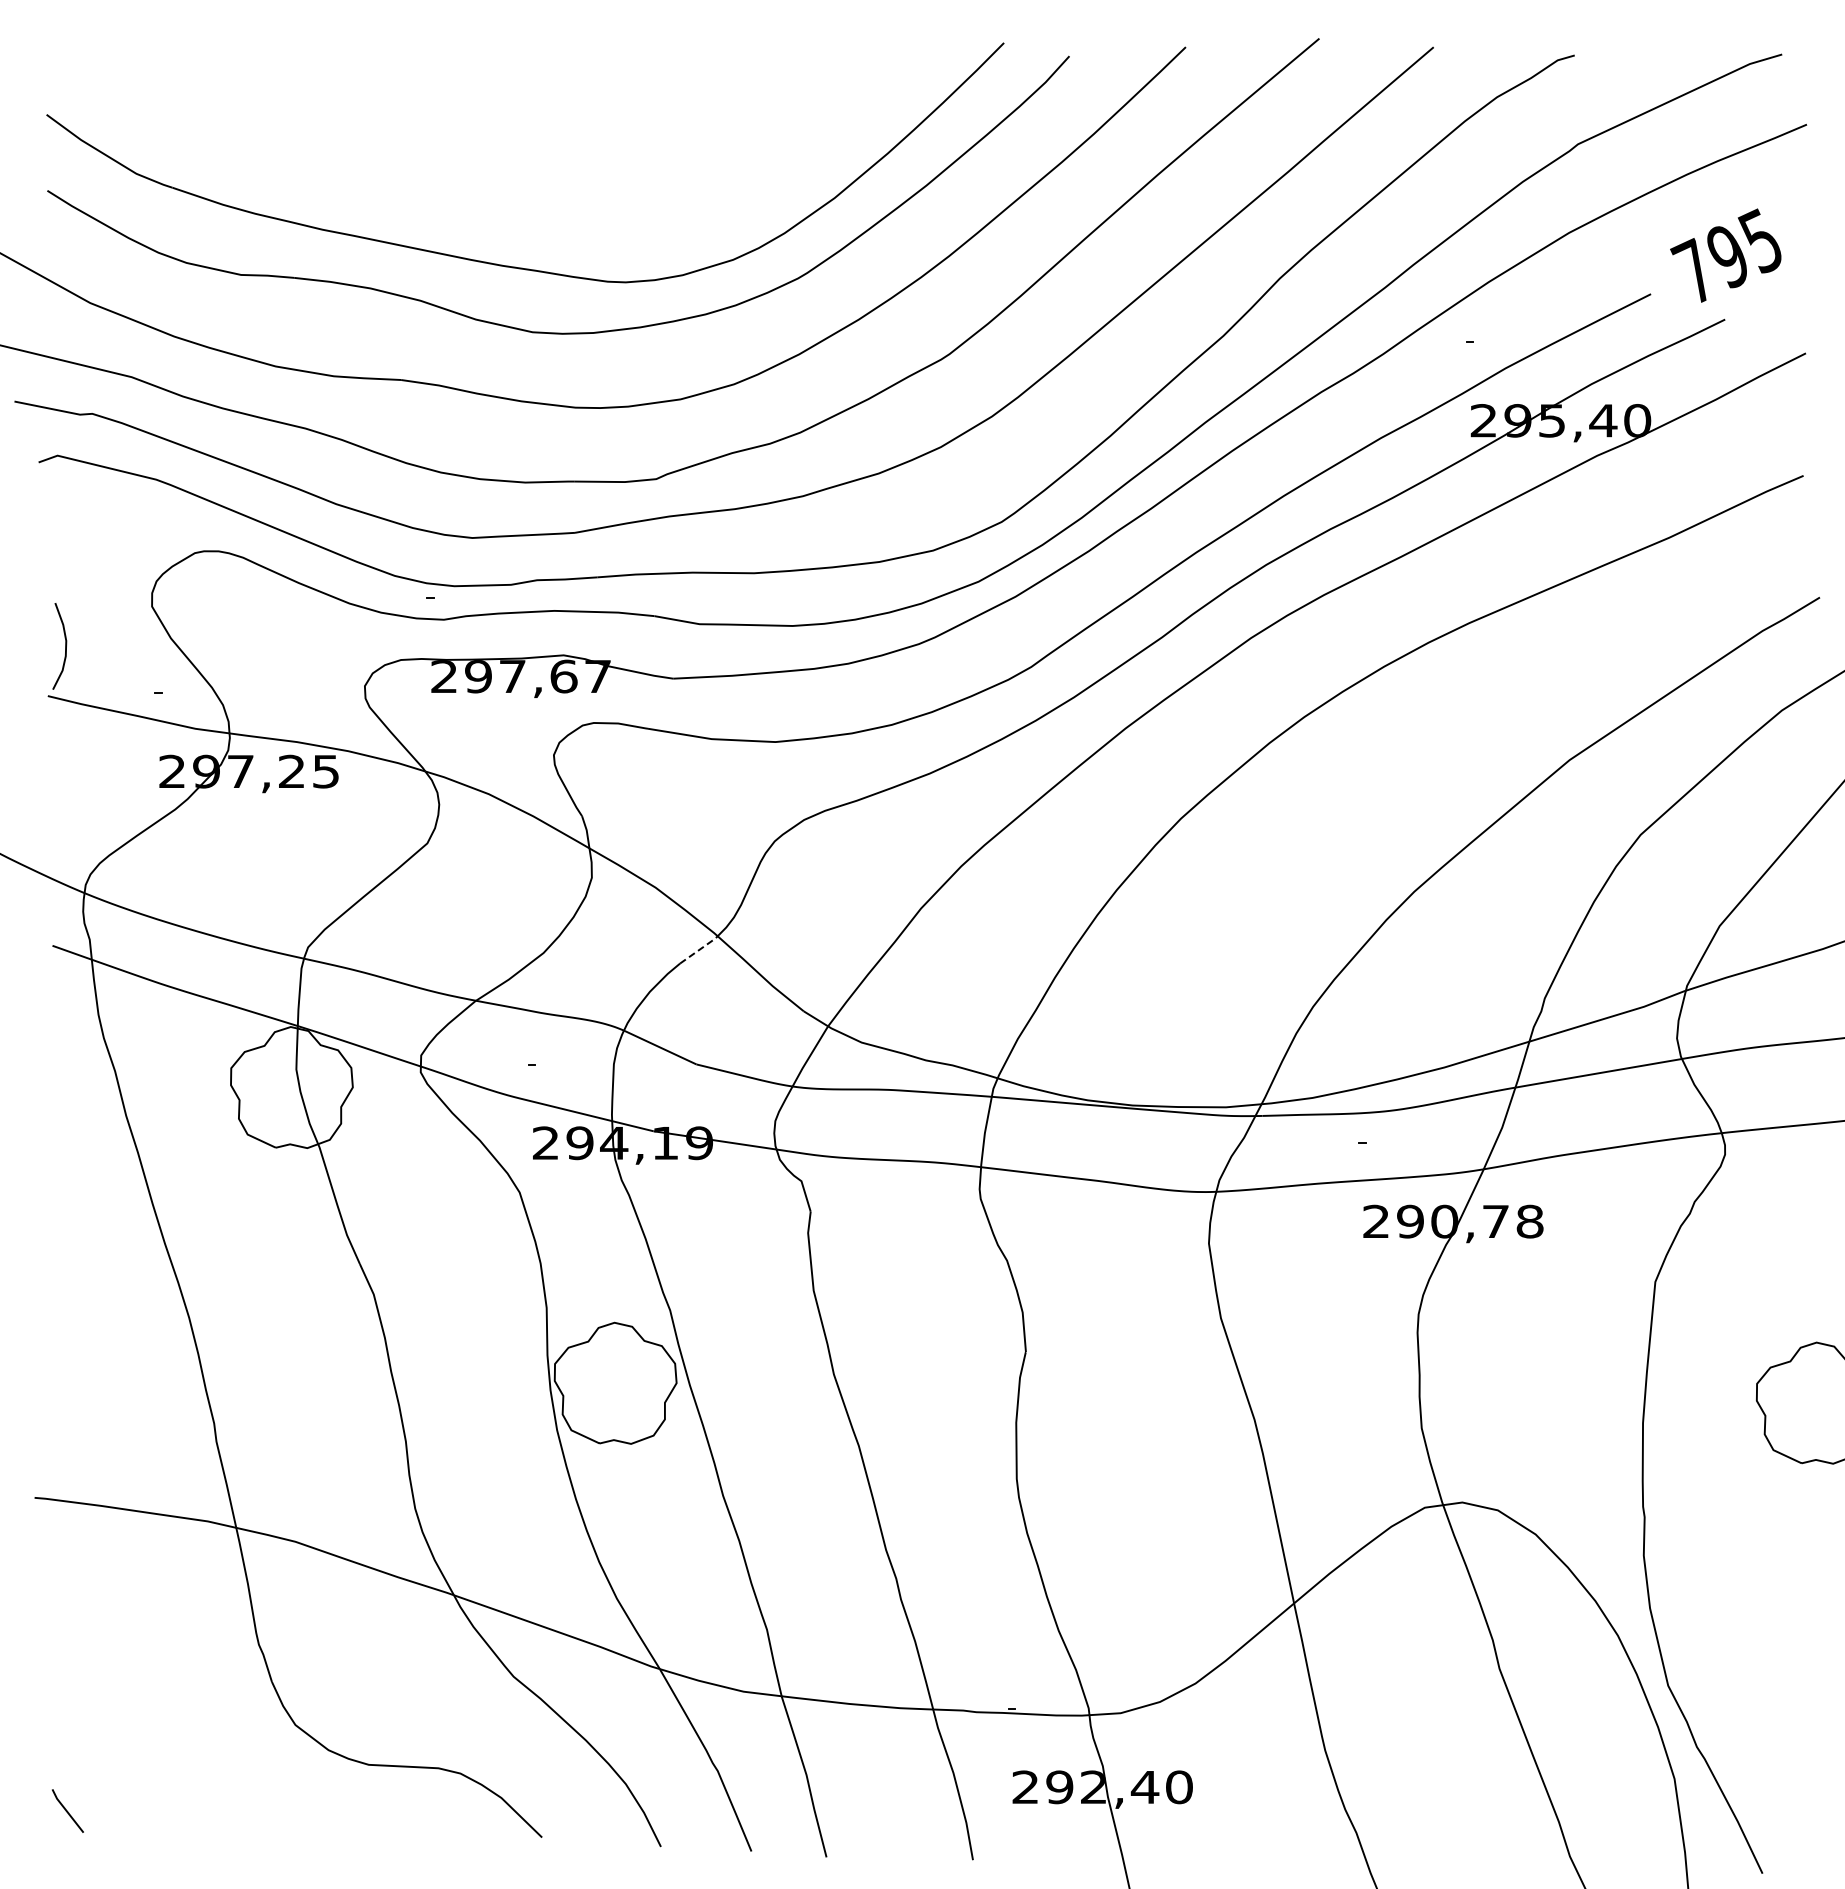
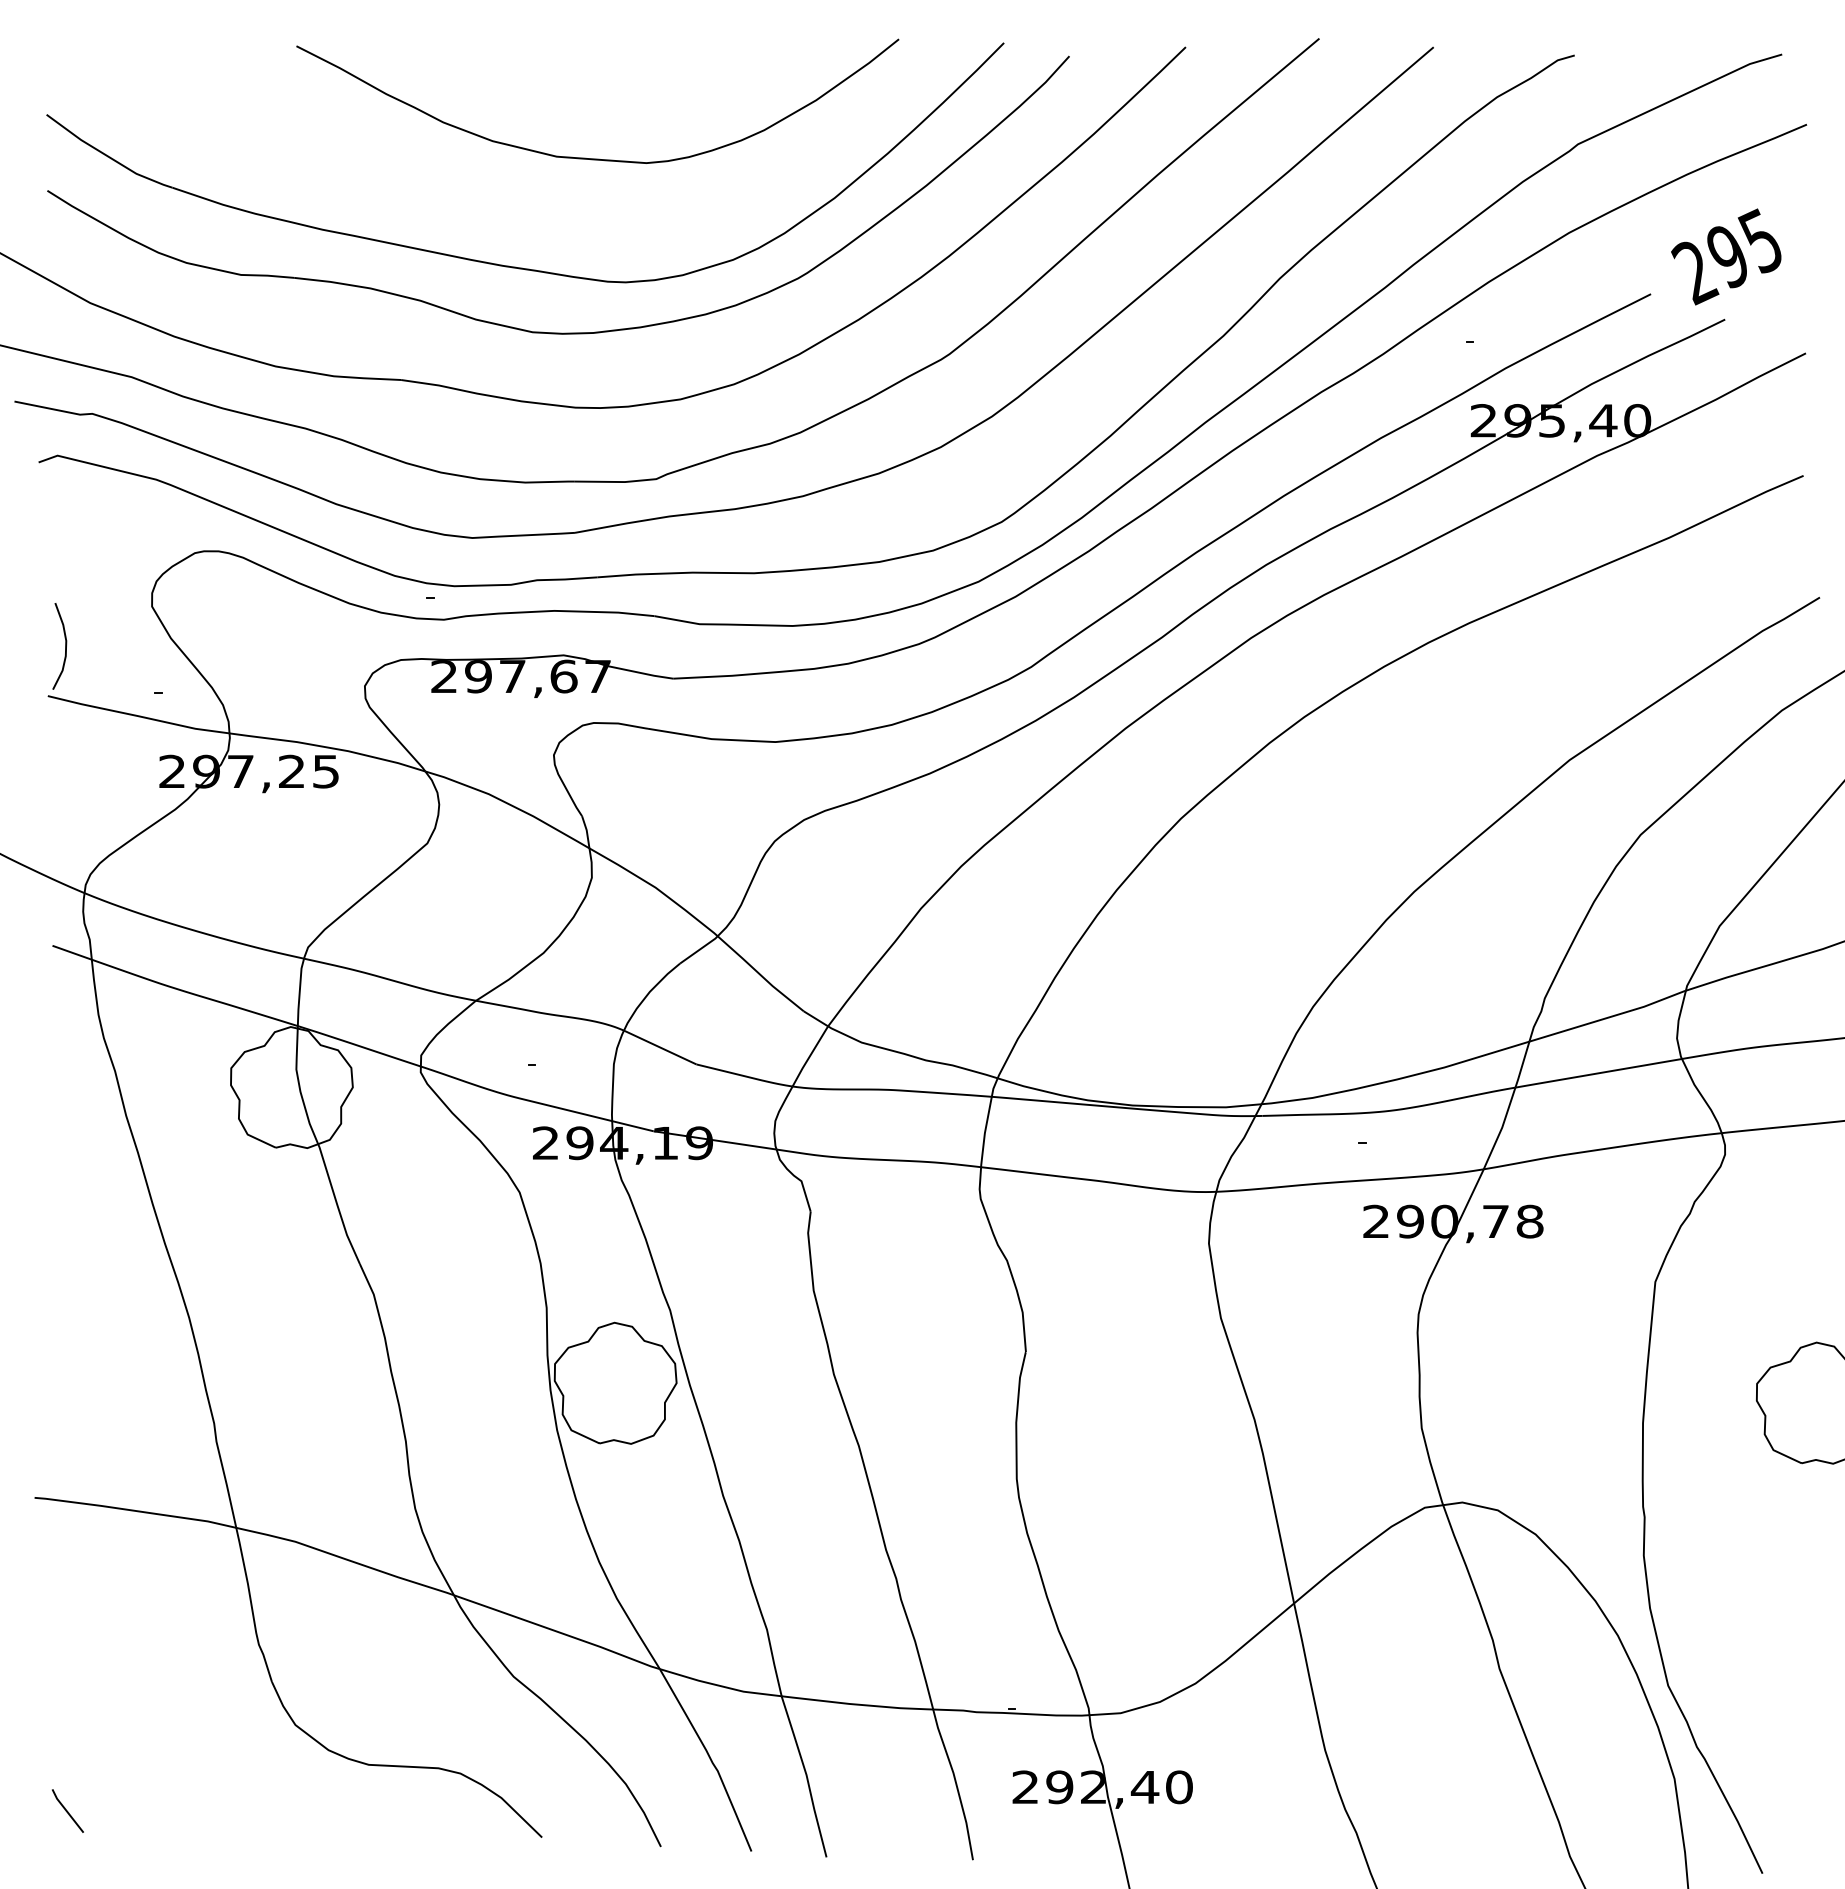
curve: none -> present (597, 158)
text: 795 -> 295 (1694, 271)
line: dashed -> solid (700, 949)
